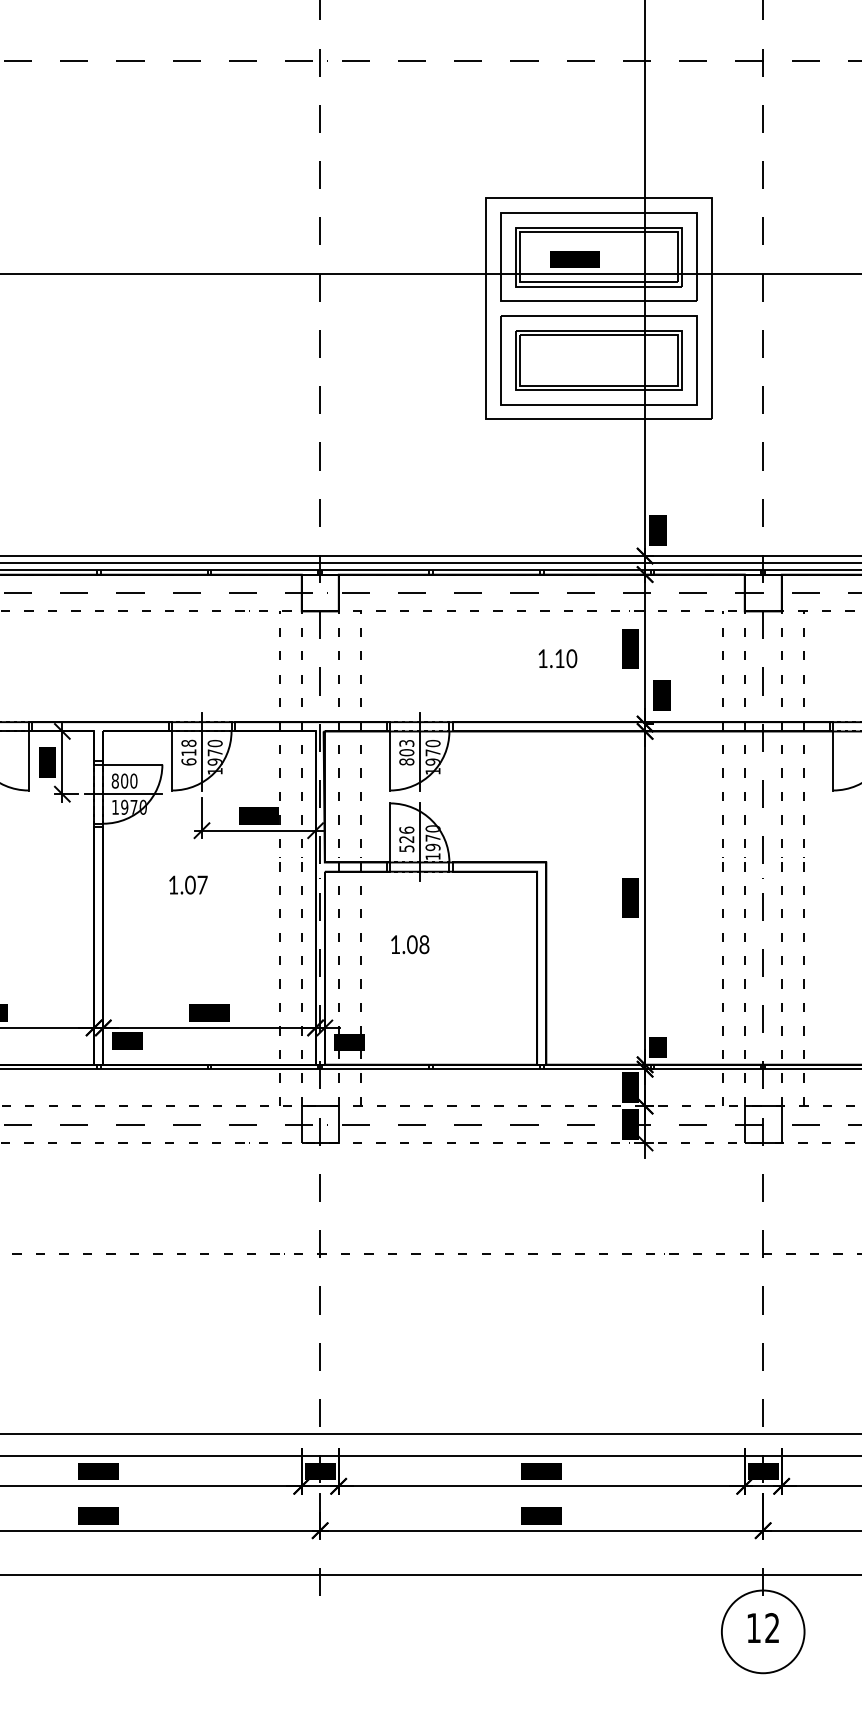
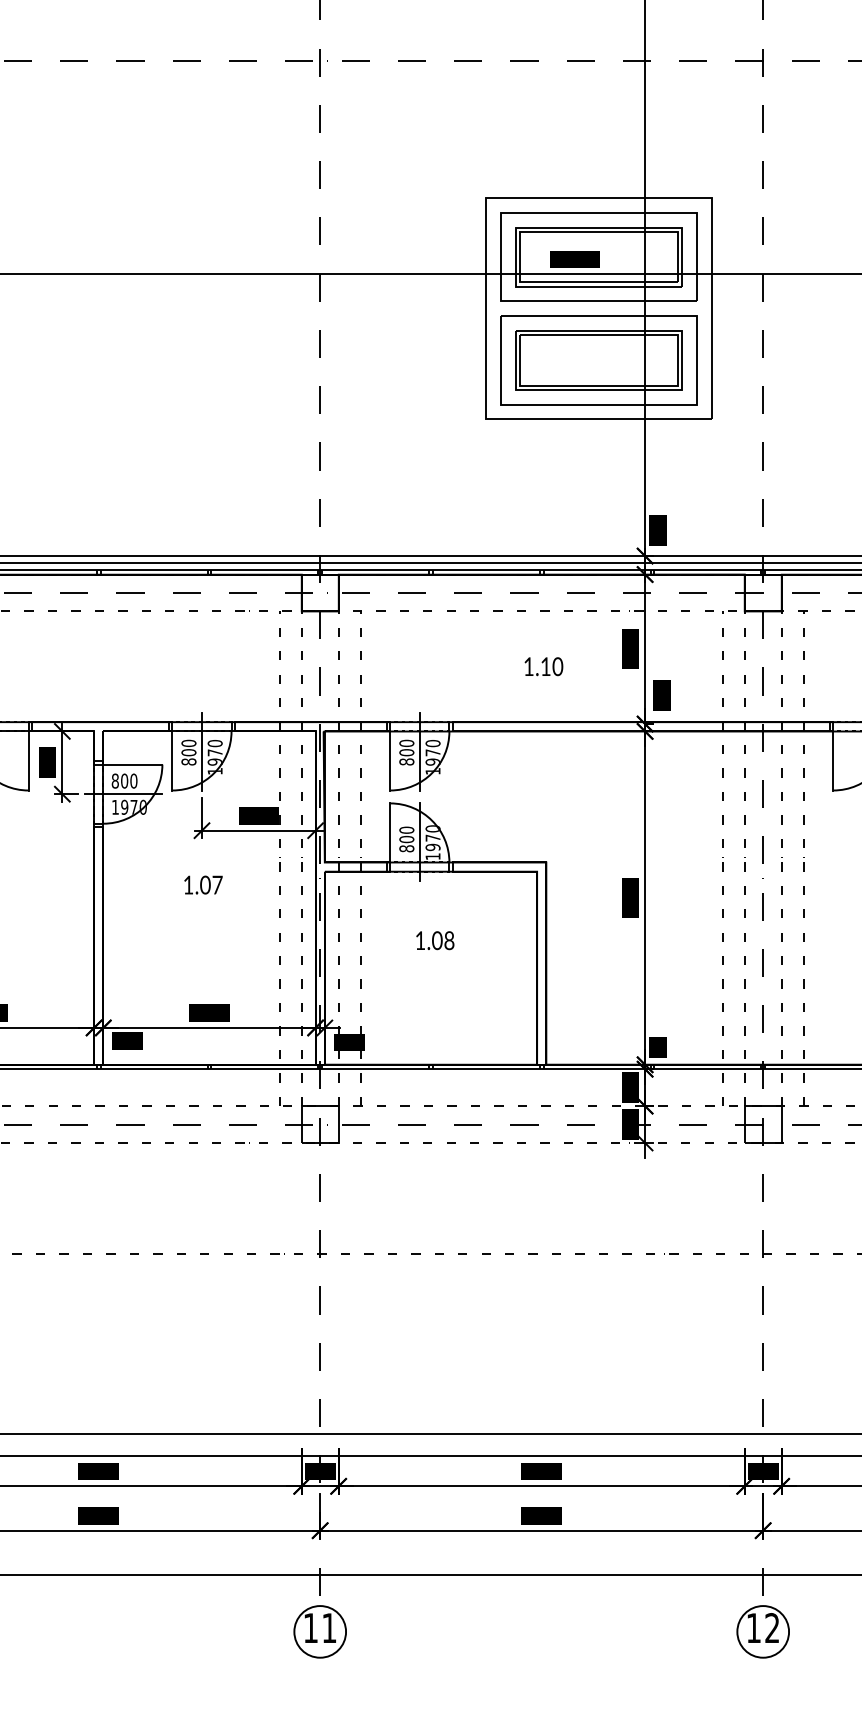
text position: (557, 658) -> (543, 666) (543, 666)
text: 803 -> 800 (406, 742)
text: 618 -> 800 (188, 752)
text: 526 -> 800 (406, 839)
text position: (188, 884) -> (203, 884) (203, 884)
text position: (410, 944) -> (435, 940) (435, 940)
part: none -> present (319, 1631)
circle diameter: 83 px -> 52 px (763, 1631)
